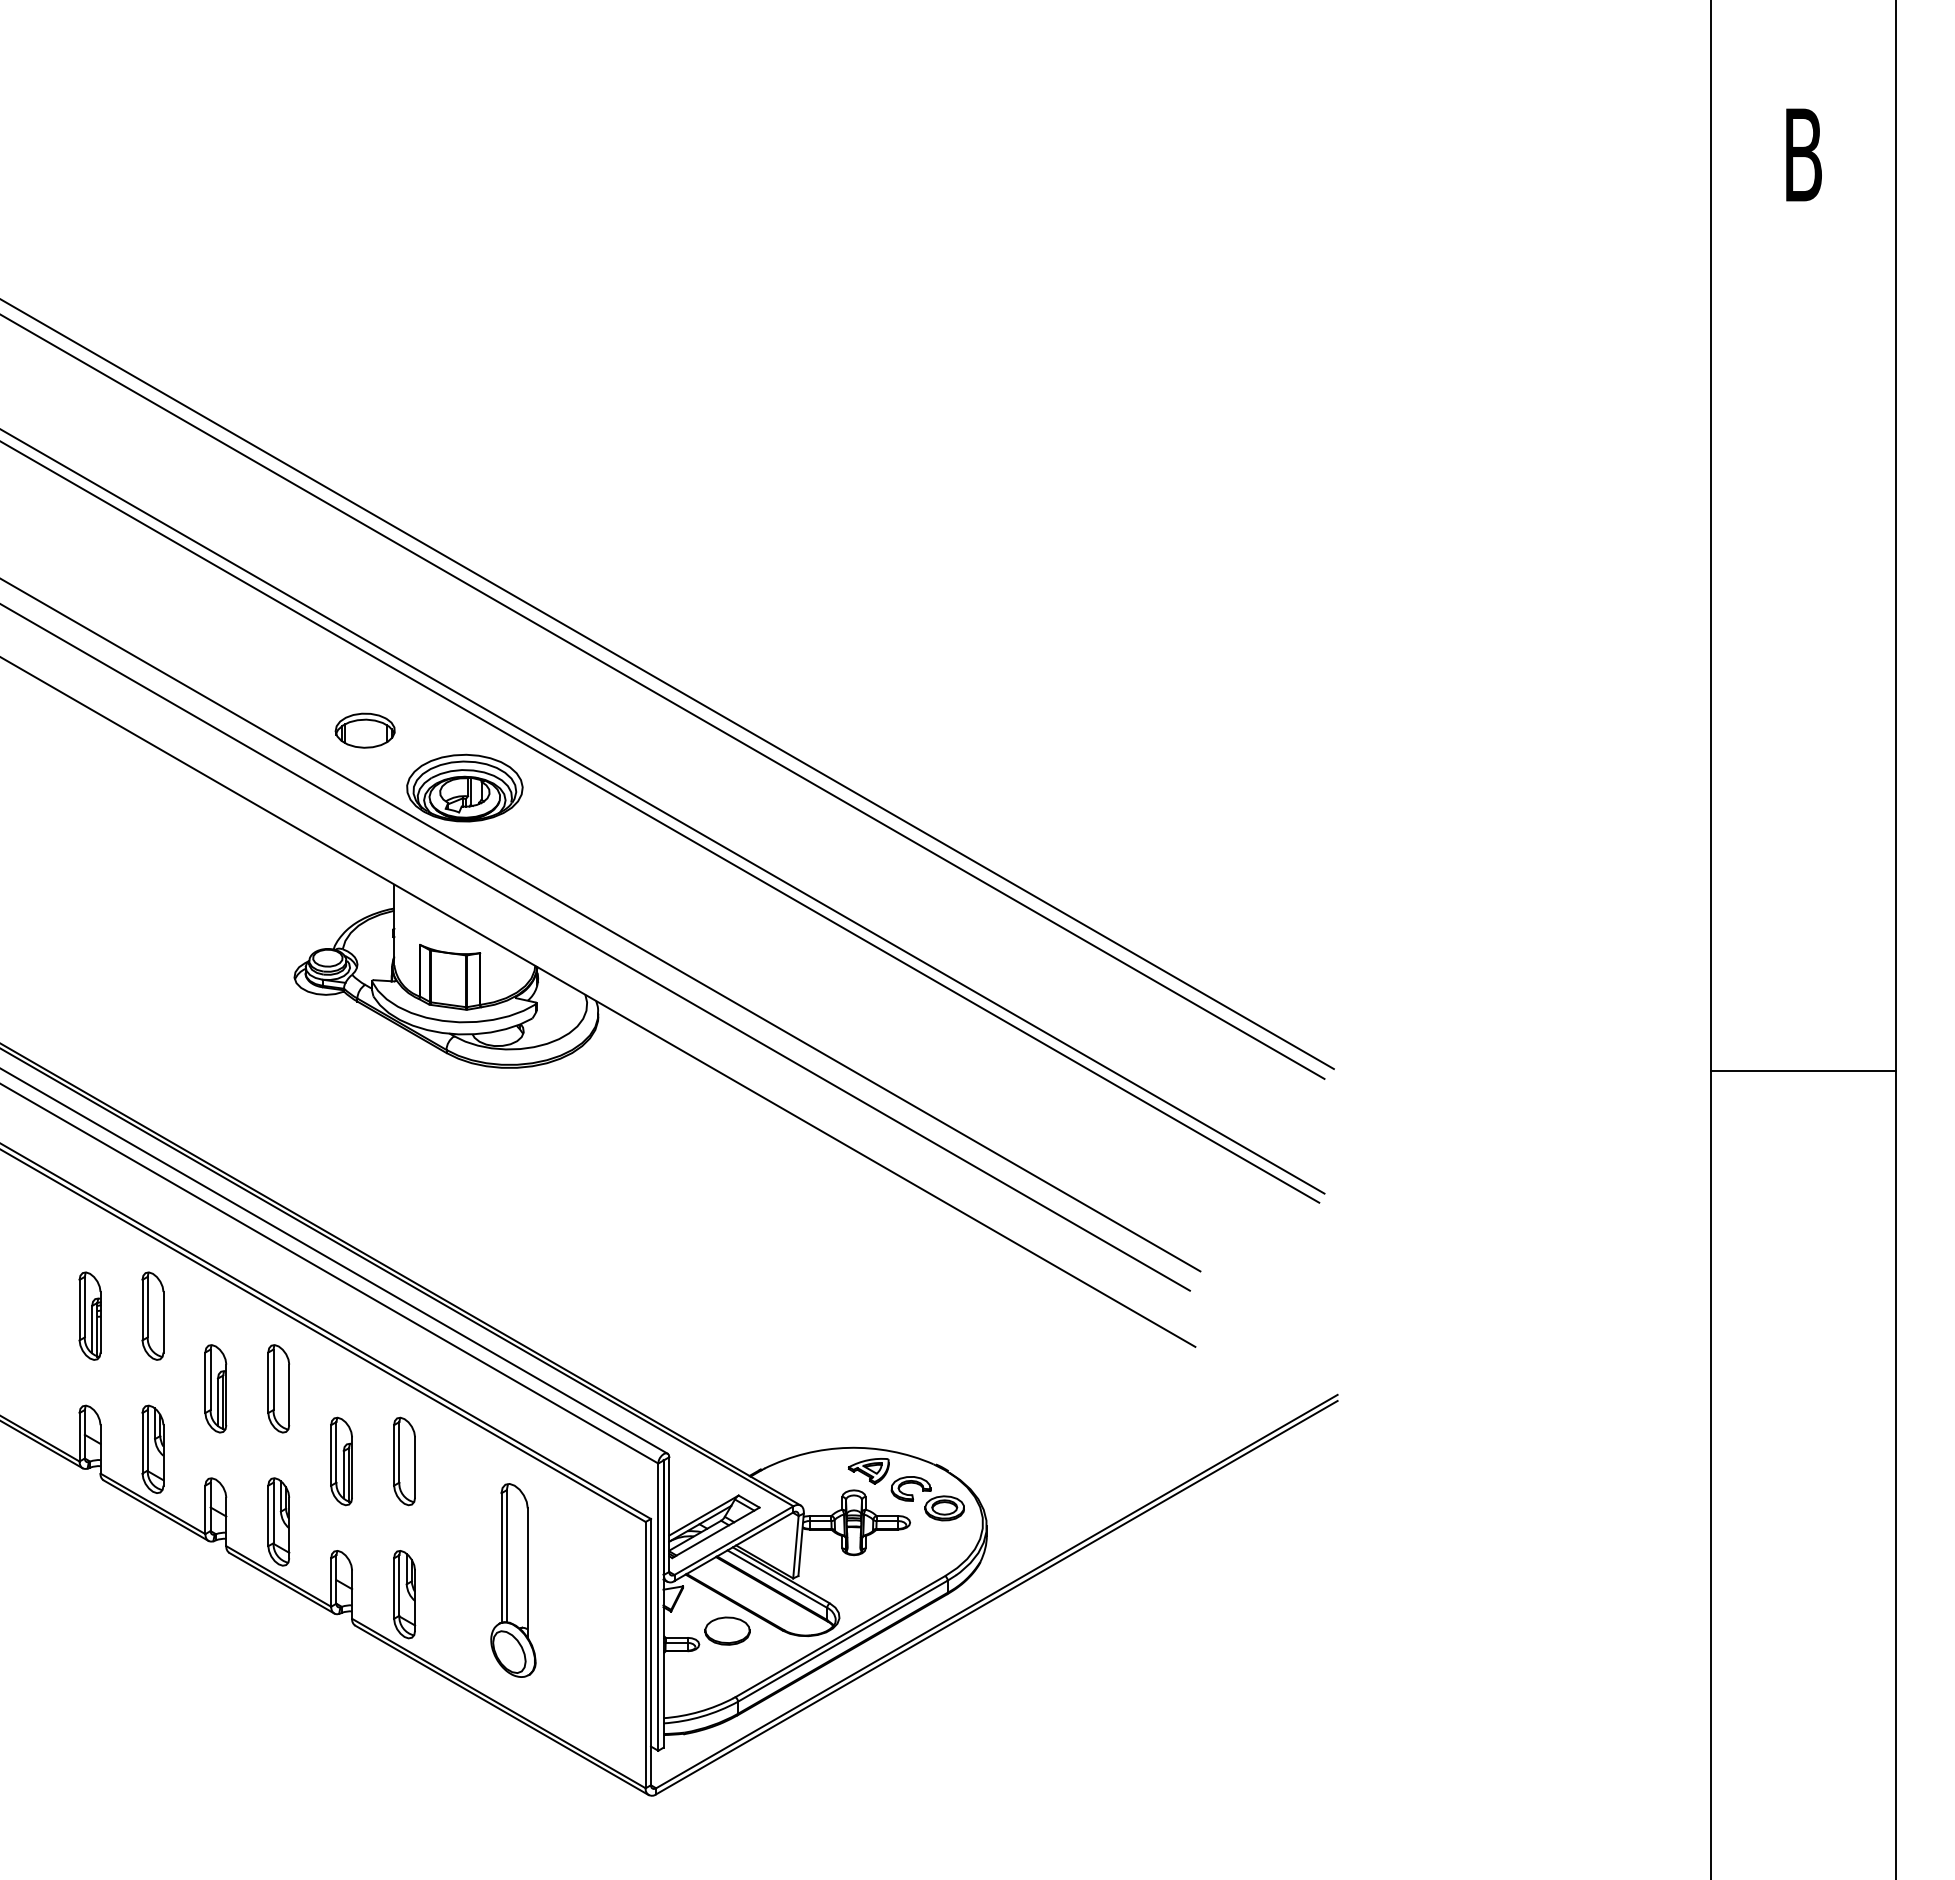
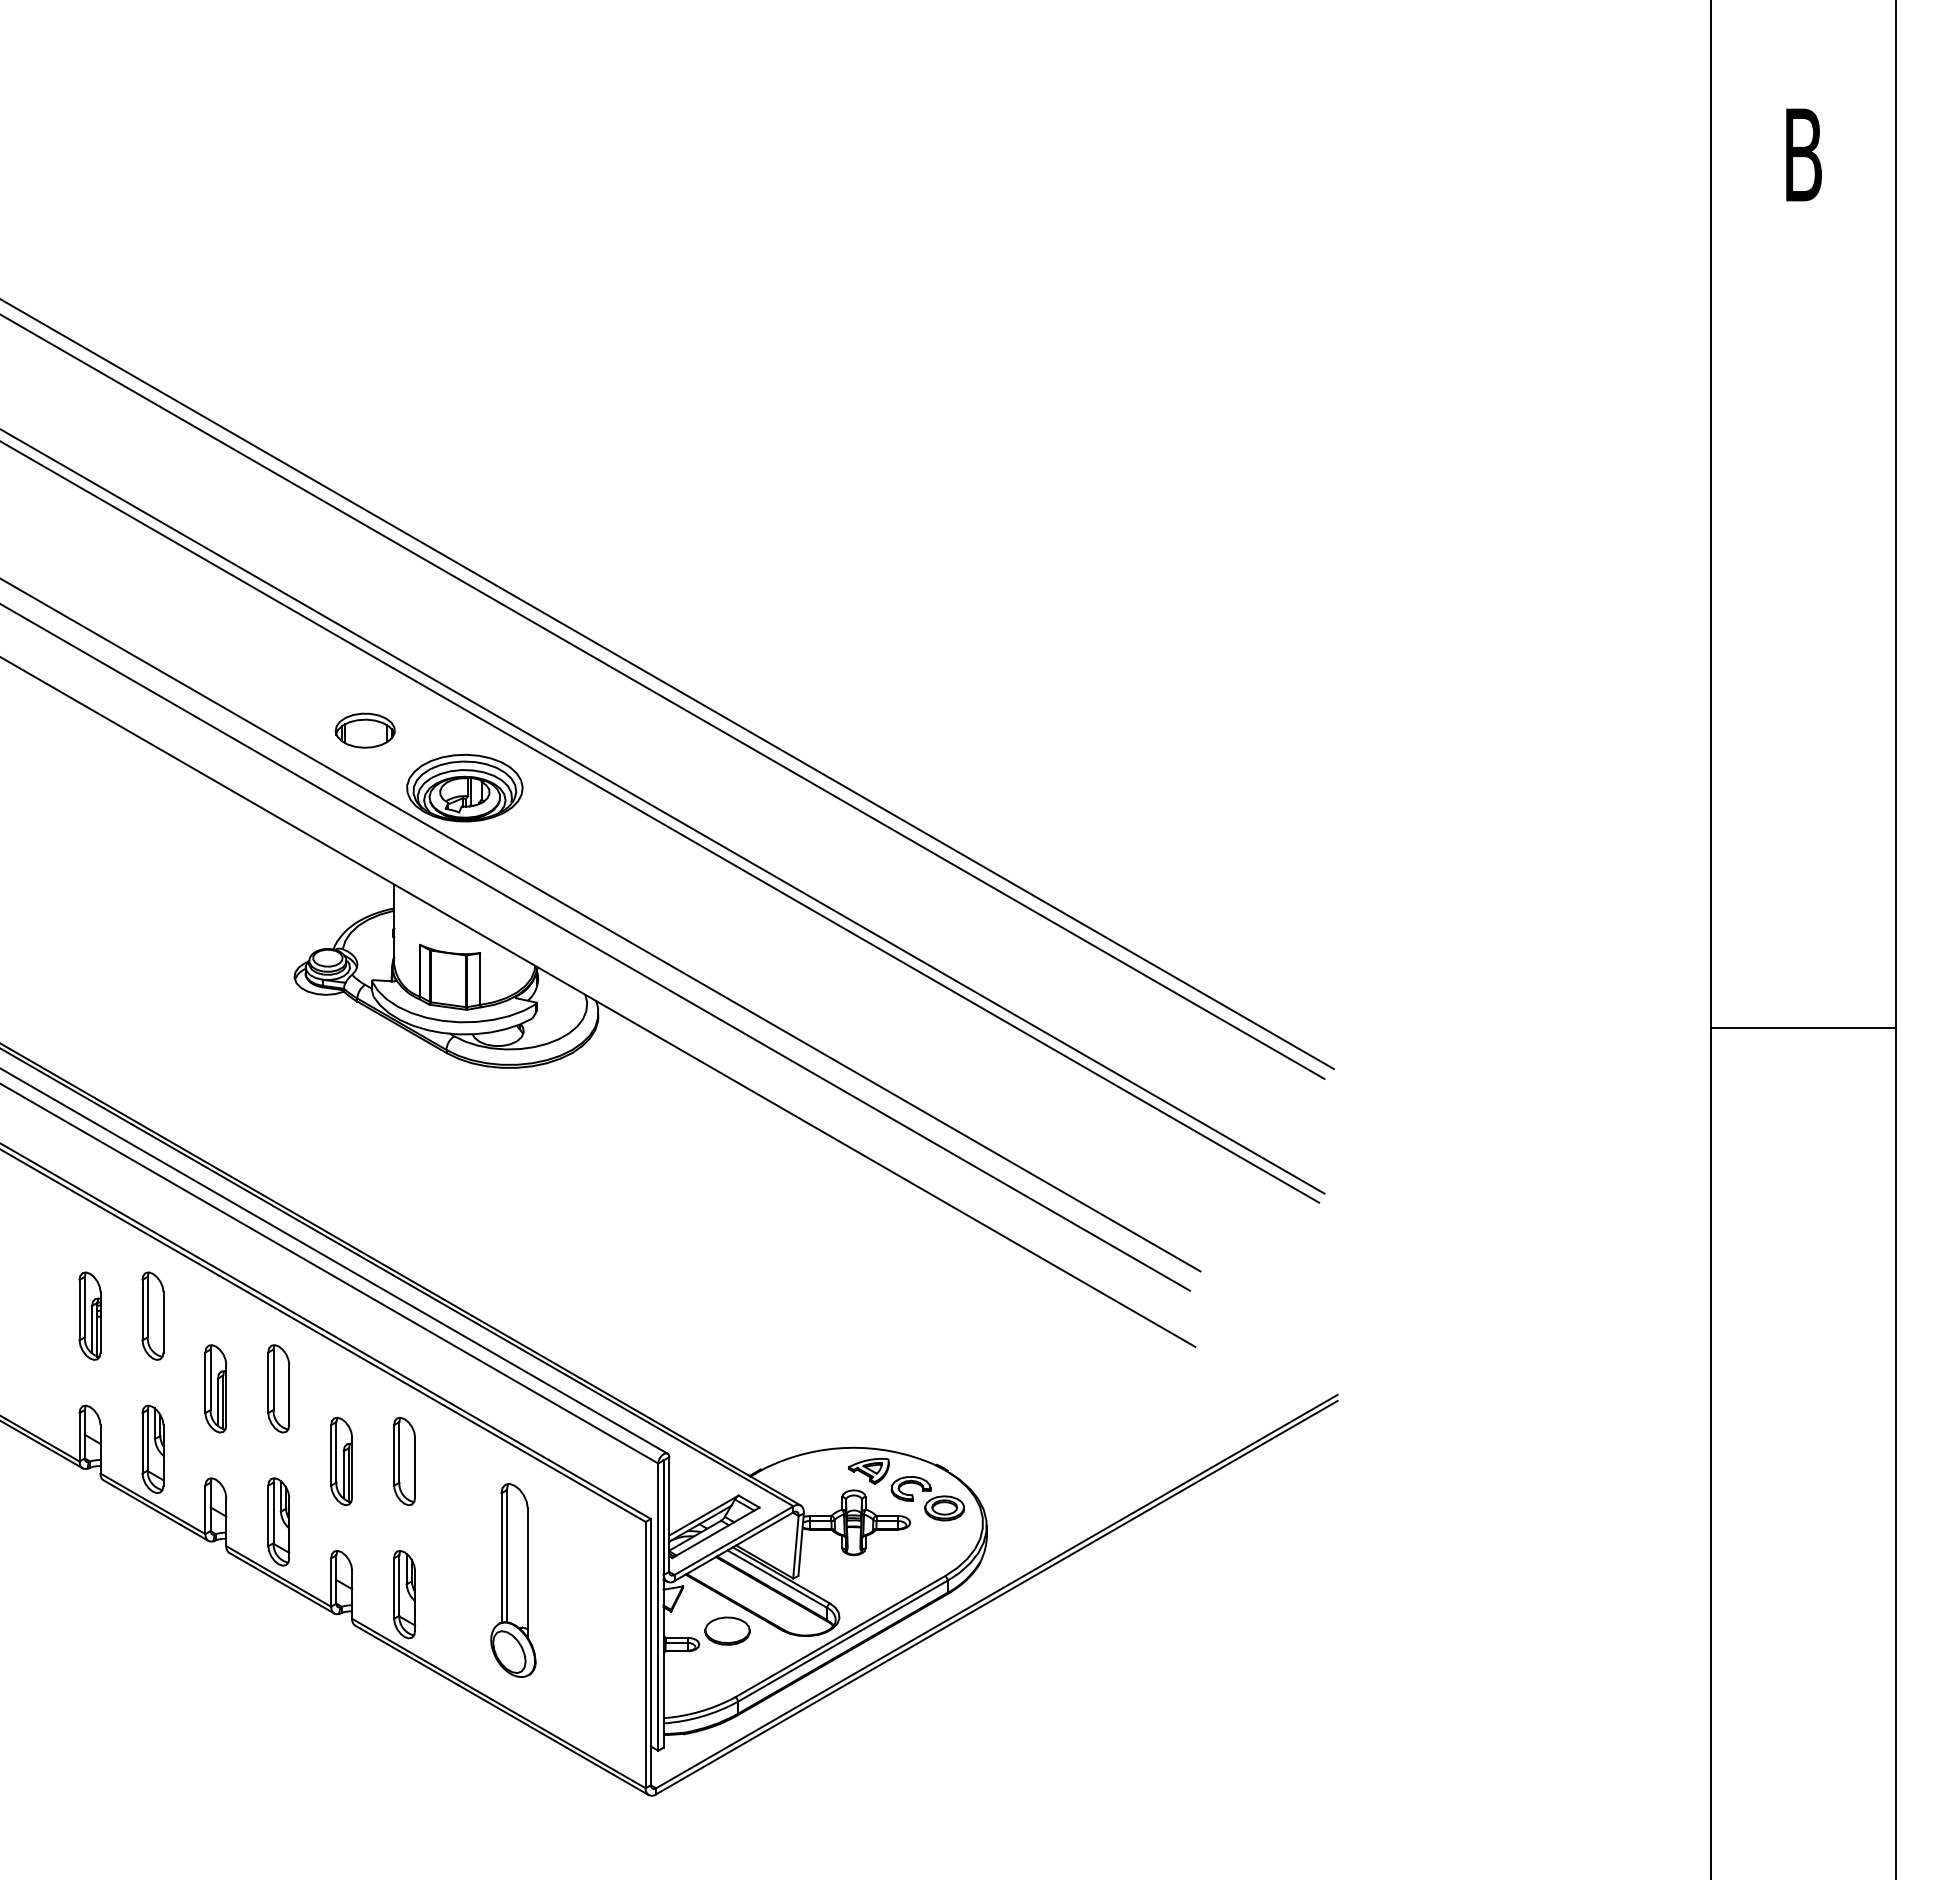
line position: (1803, 1071) -> (1803, 1028) (1803, 1028)
